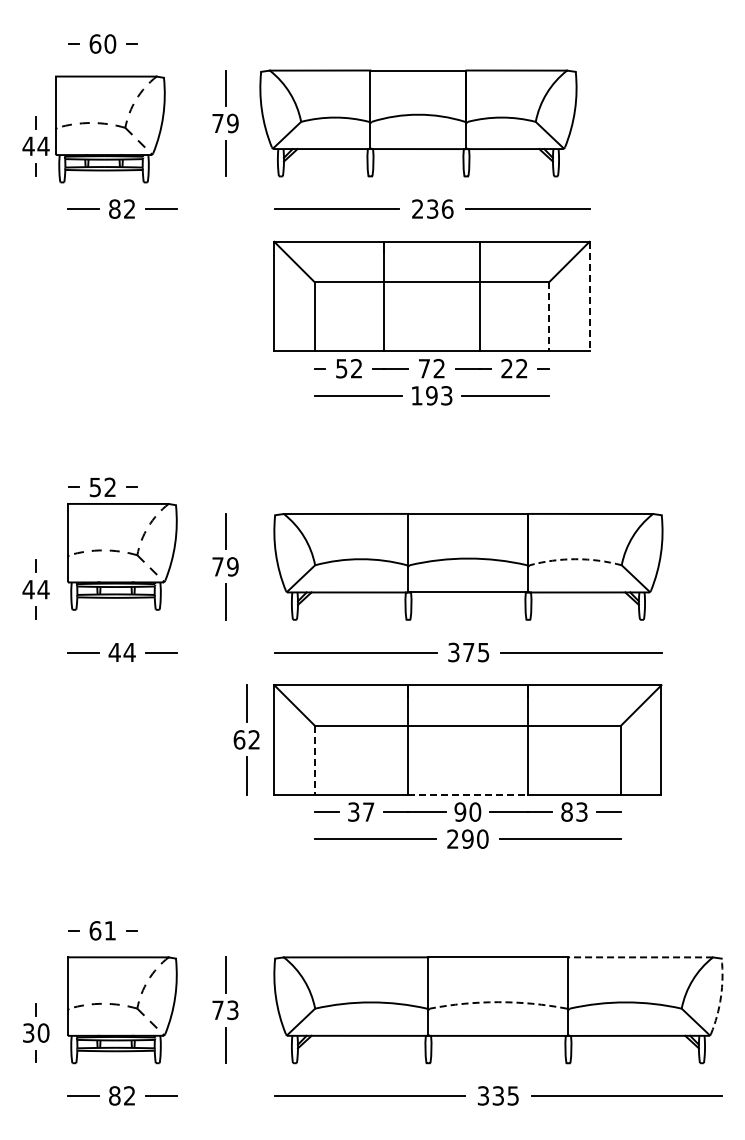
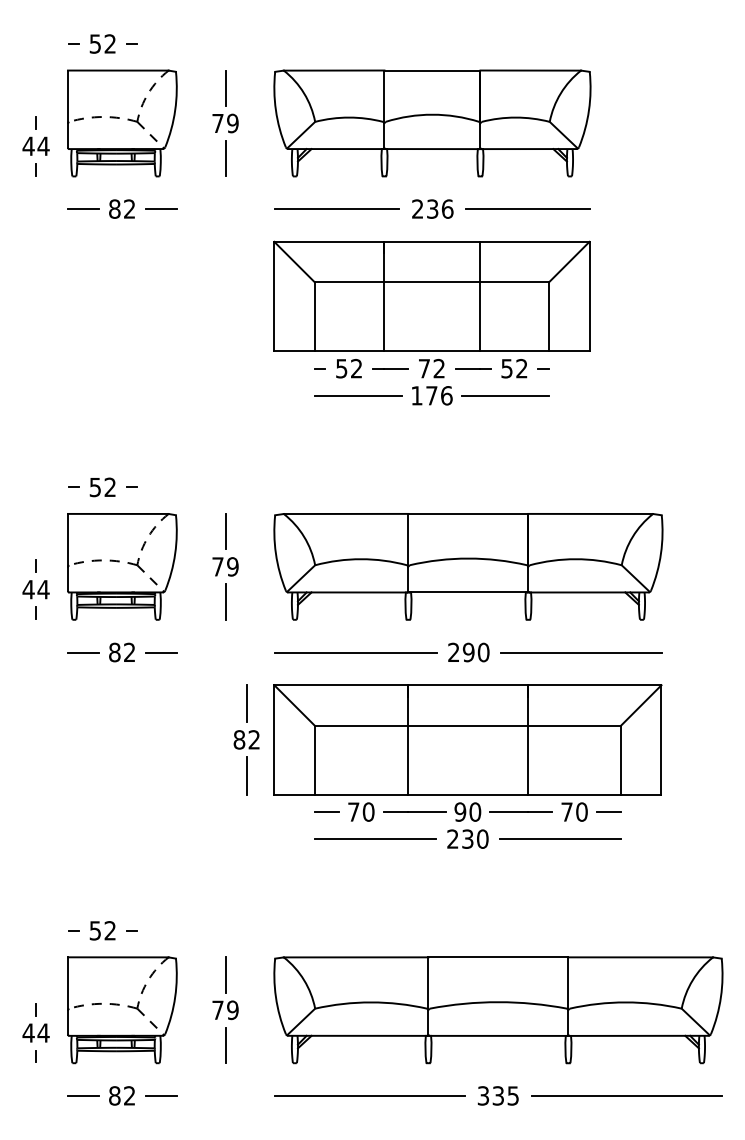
text: 60 -> 52 (102, 43)
part position: (418, 123) -> (432, 123) (432, 123)
part position: (110, 129) -> (122, 123) (122, 123)
line: dashed -> solid (589, 296)
line: dashed -> solid (549, 316)
text: 22 -> 52 (506, 368)
text: 193 -> 176 (439, 395)
part position: (122, 556) -> (122, 566) (122, 566)
arc: dashed -> solid (575, 559)
text: 44 -> 82 (121, 652)
text: 375 -> 290 (468, 652)
text: 62 -> 82 (239, 739)
line: dashed -> solid (314, 760)
line: dashed -> solid (467, 794)
text: 37 -> 70 (361, 811)
text: 83 -> 70 (574, 811)
text: 290 -> 230 (467, 838)
text: 61 -> 52 (102, 930)
line: dashed -> solid (640, 957)
arc: dashed -> solid (720, 997)
arc: dashed -> solid (498, 1002)
text: 73 -> 79 (232, 1009)
text: 30 -> 44 (35, 1032)
